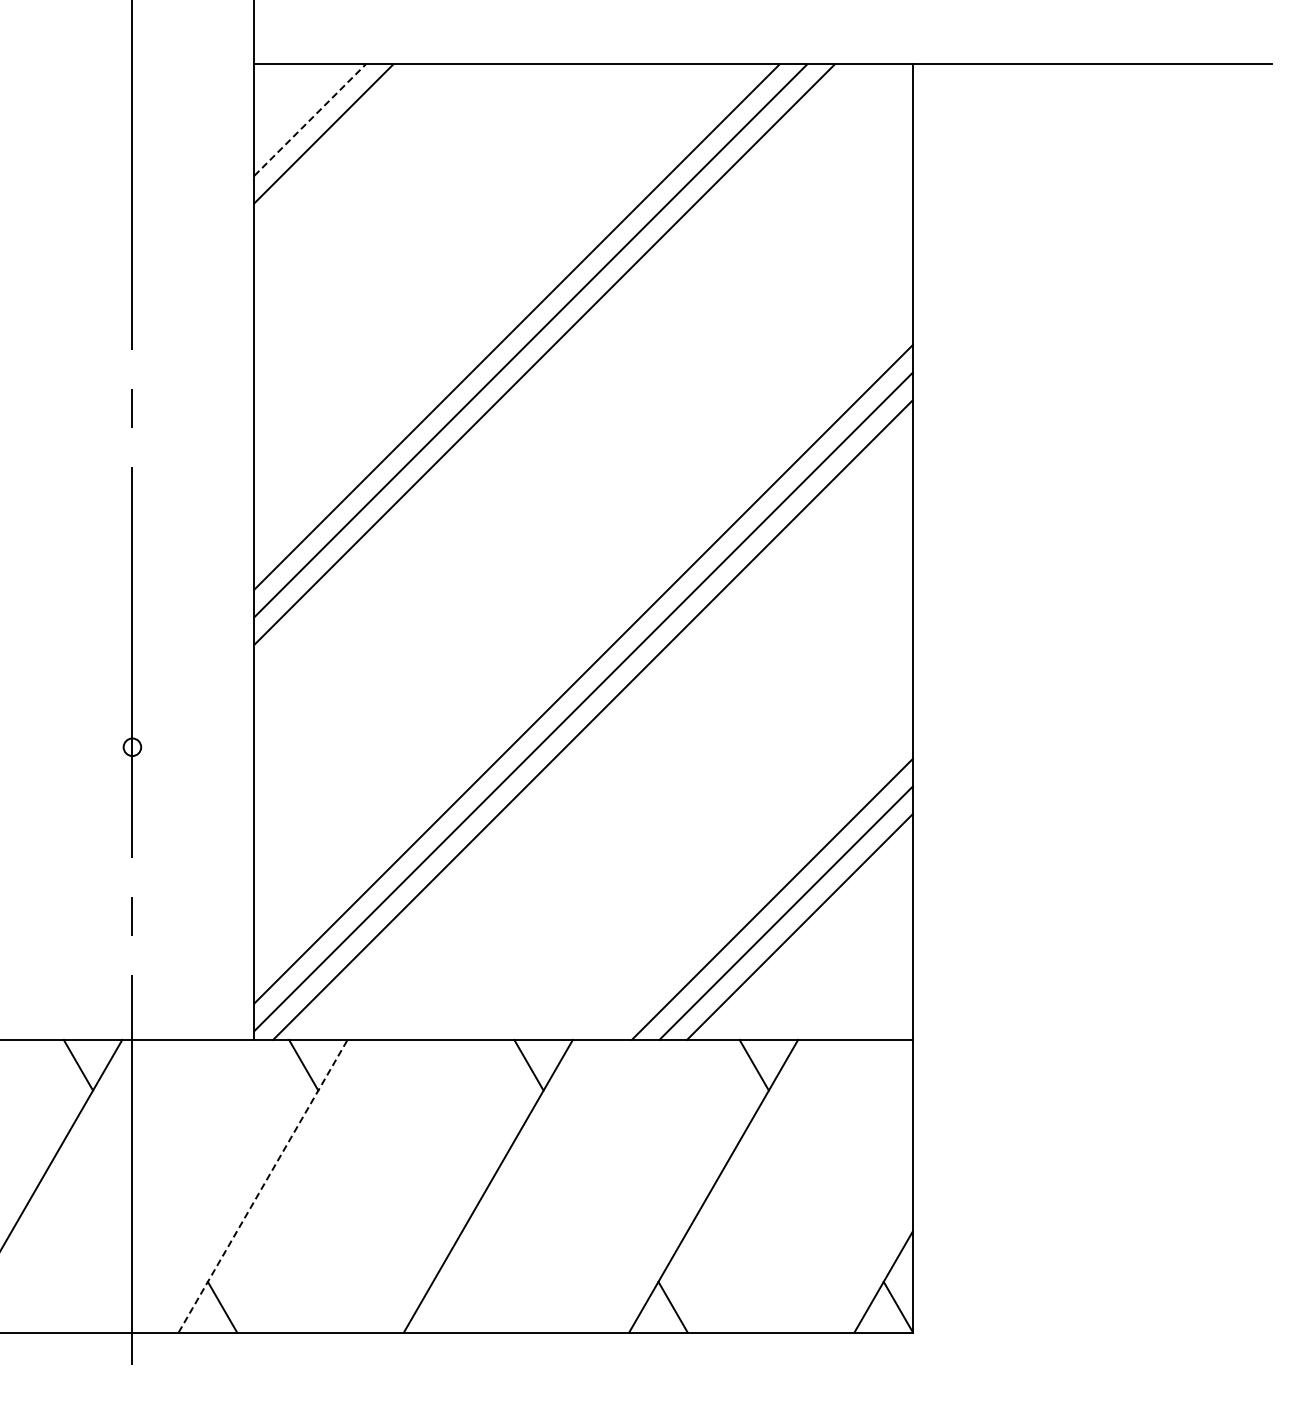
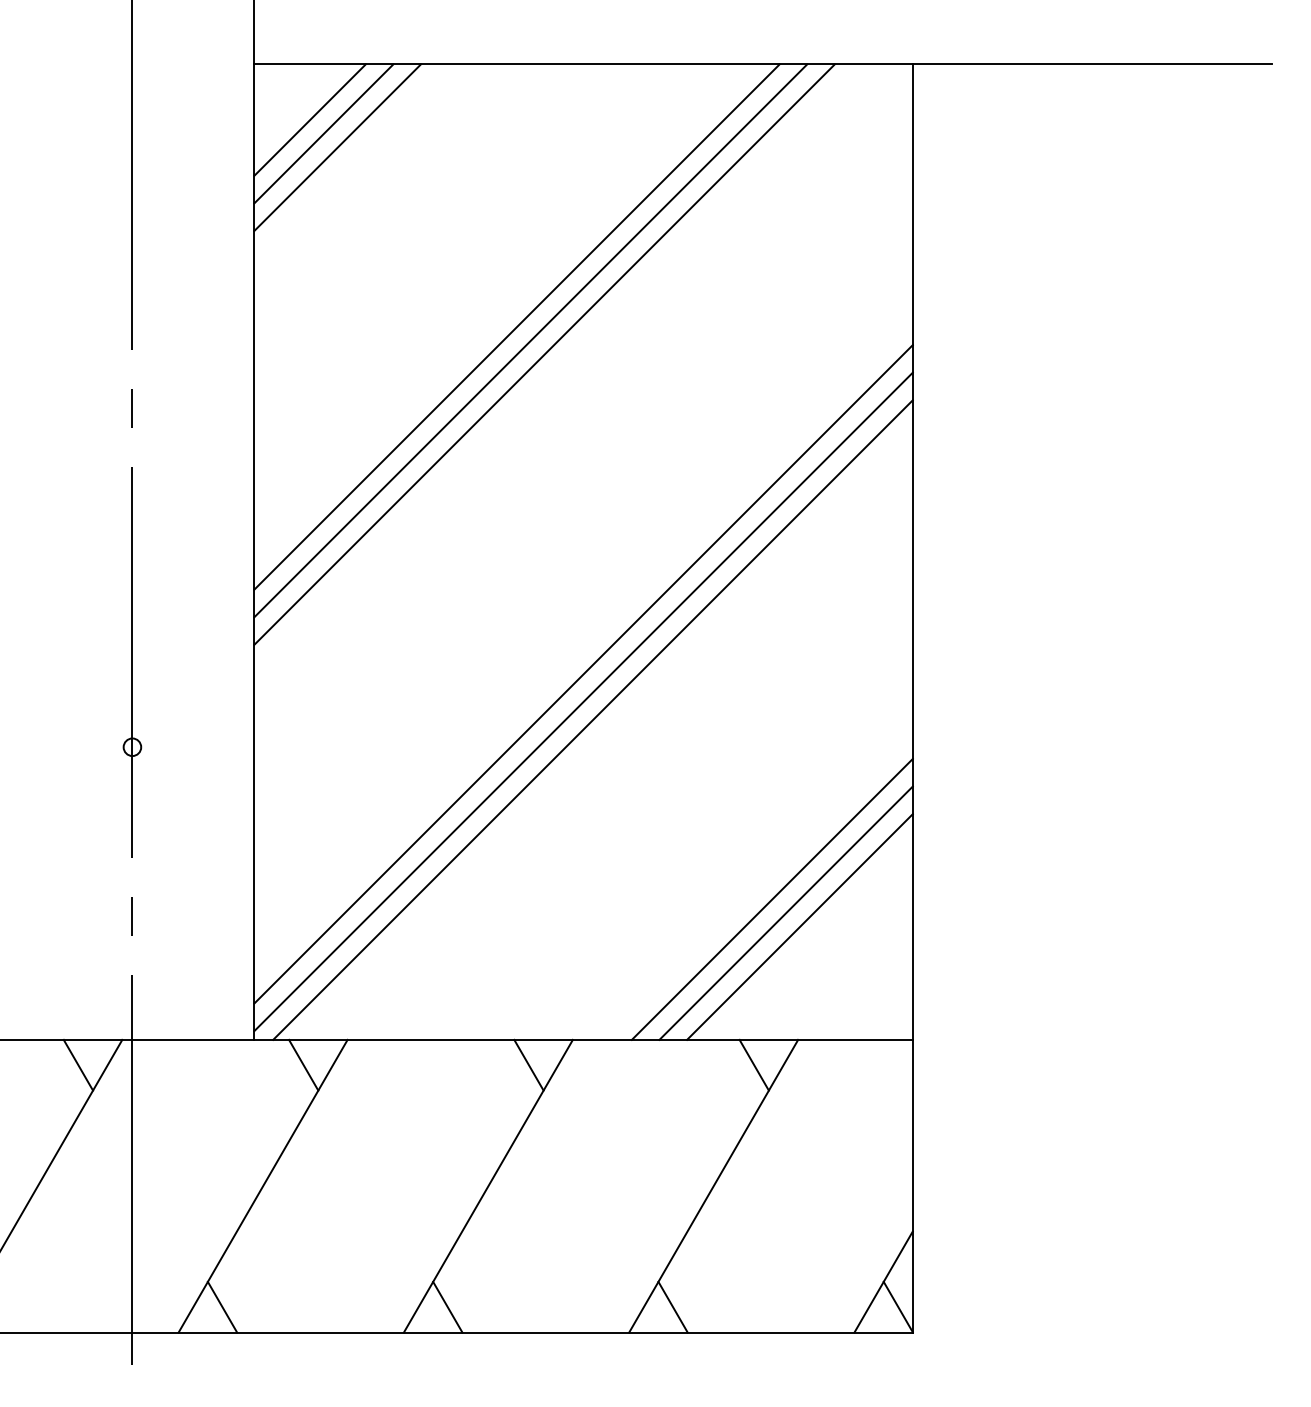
line: dashed -> solid (310, 120)
line: none -> present (337, 147)
line: dashed -> solid (263, 1186)
line: none -> present (447, 1306)
